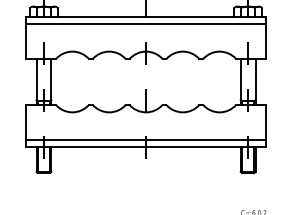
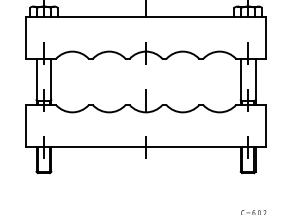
line: present -> none (145, 24)
line: present -> none (145, 139)
